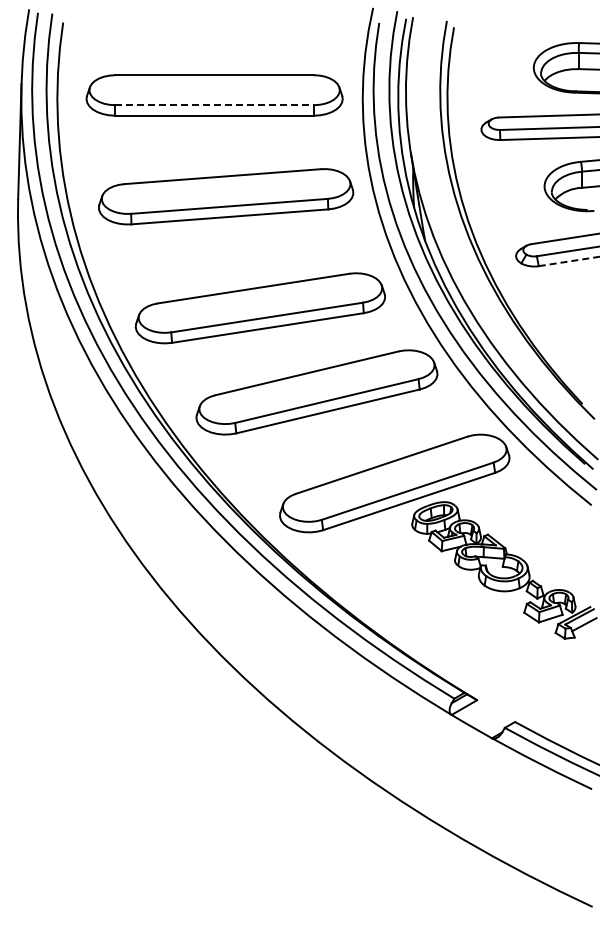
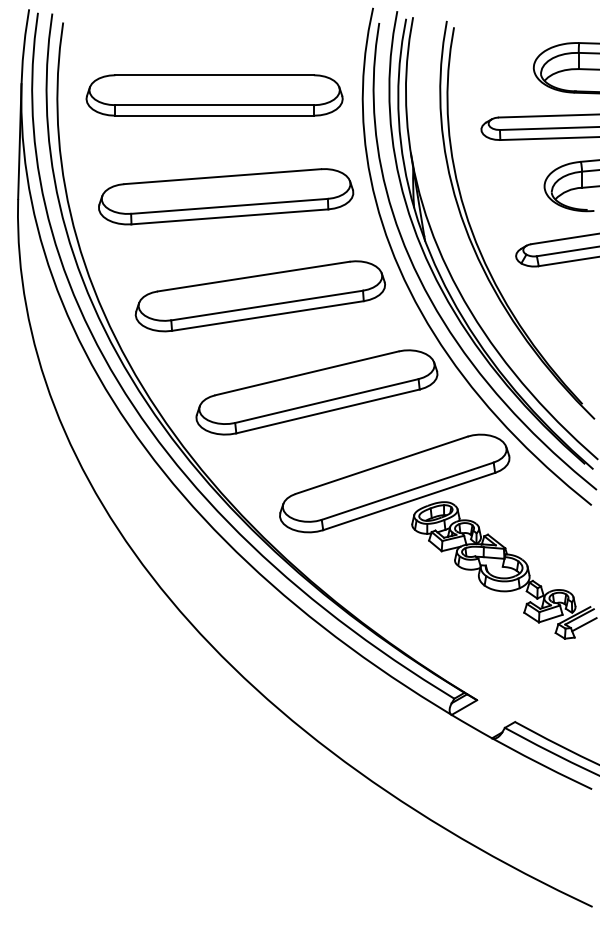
line: dashed -> solid (215, 105)
line: dashed -> solid (569, 261)
part position: (259, 308) -> (259, 296) (259, 296)
